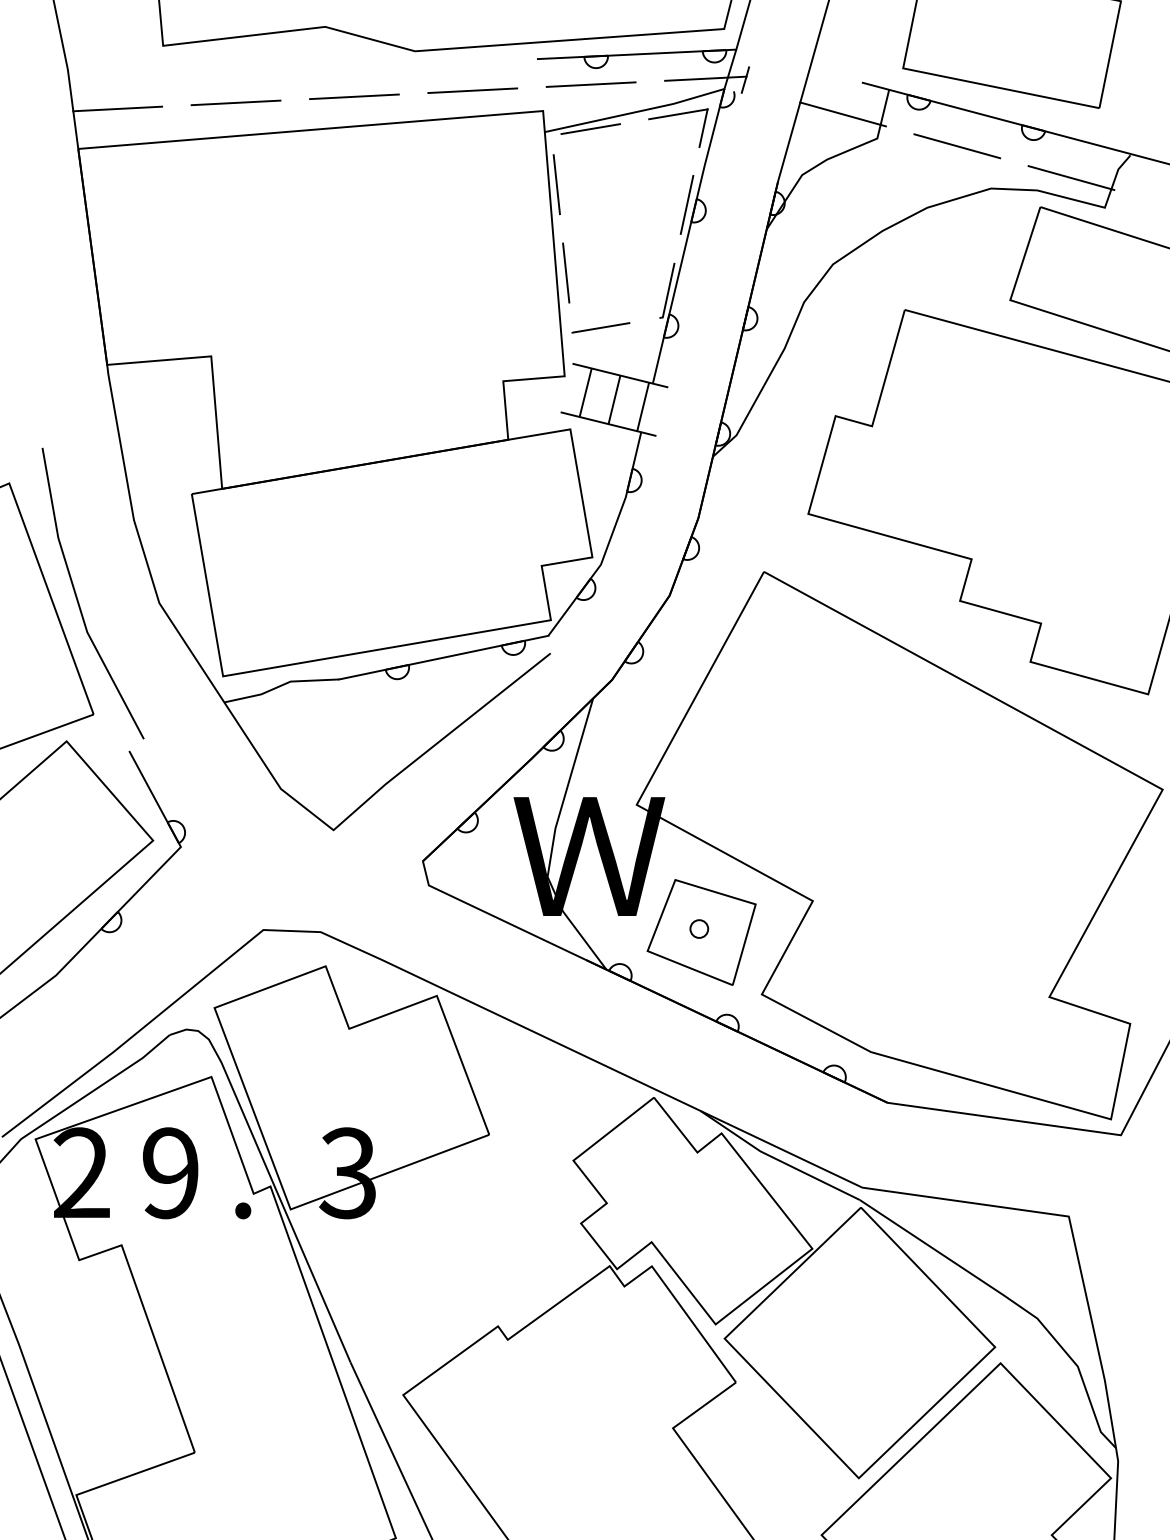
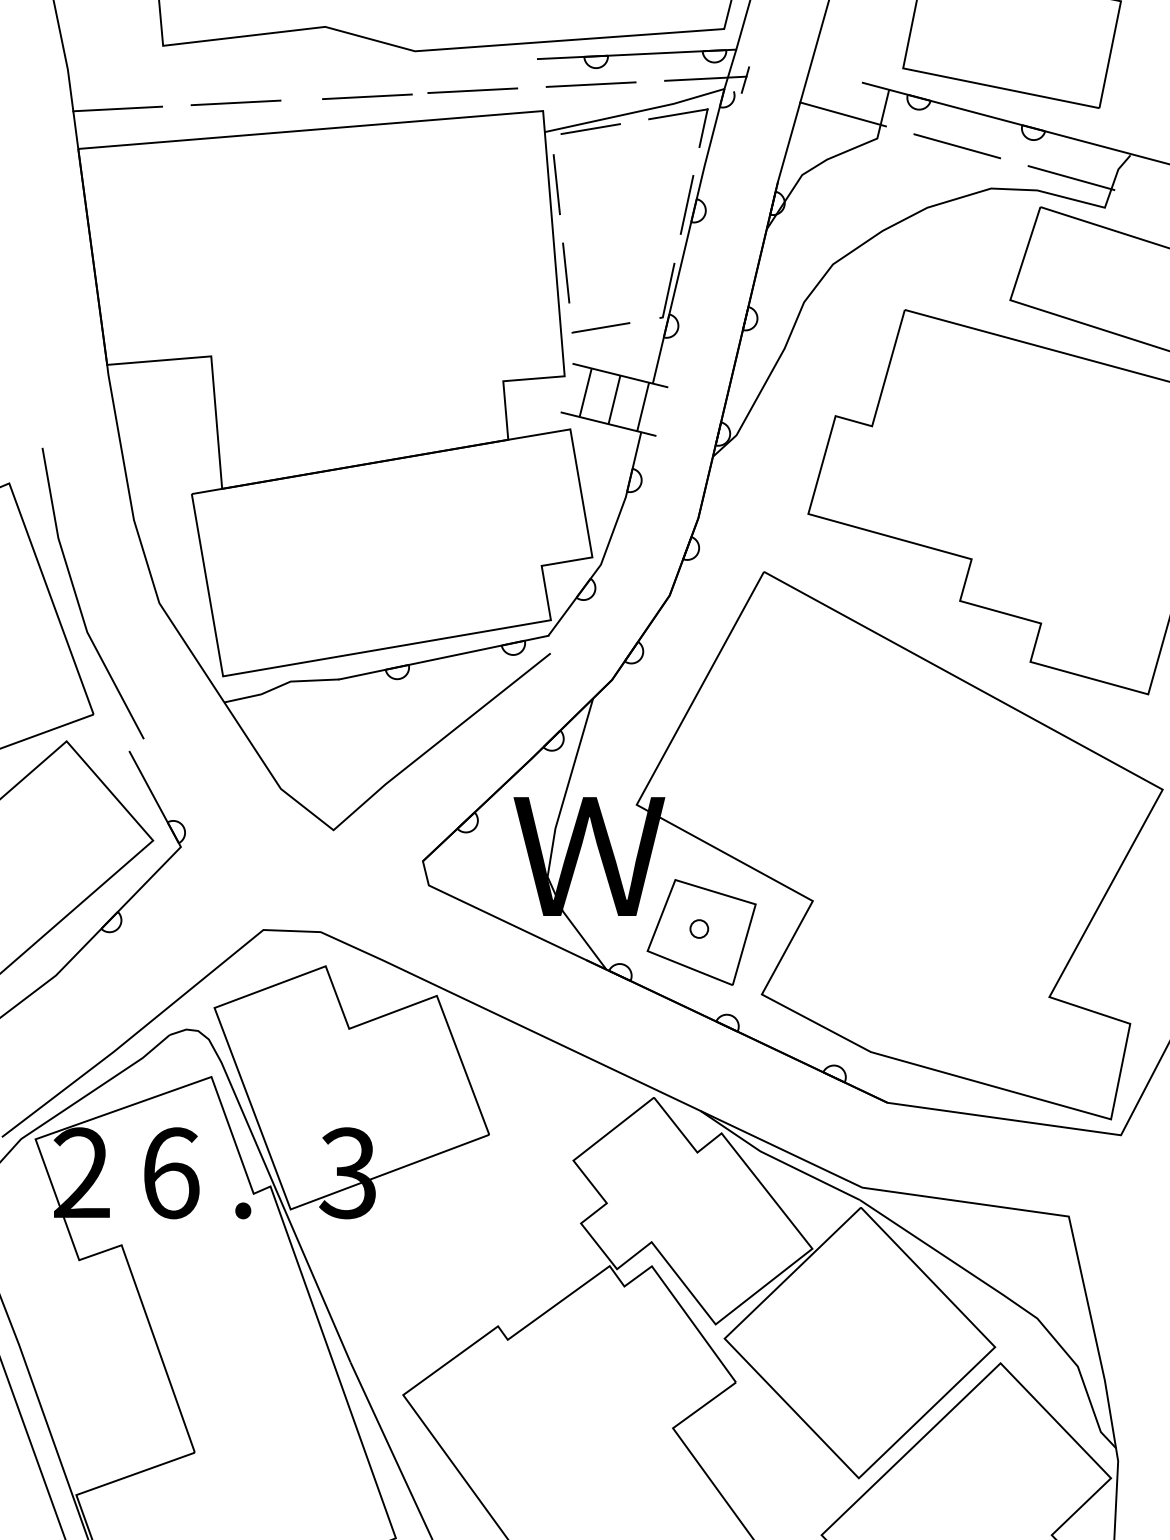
line position: (354, 96) -> (367, 96) (367, 96)
text: 9 -> 6 (170, 1173)
